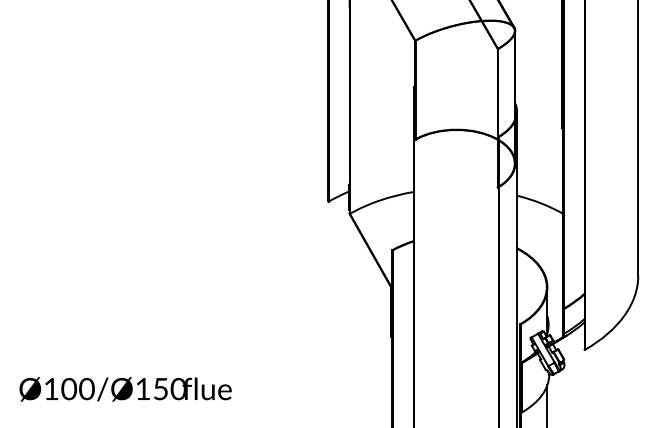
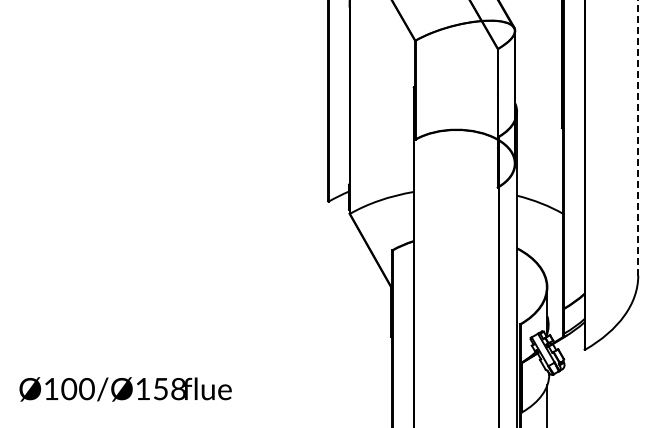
line: solid -> dashed (638, 137)
text: Ø100/Ø150 -> Ø100/Ø158 (177, 389)
